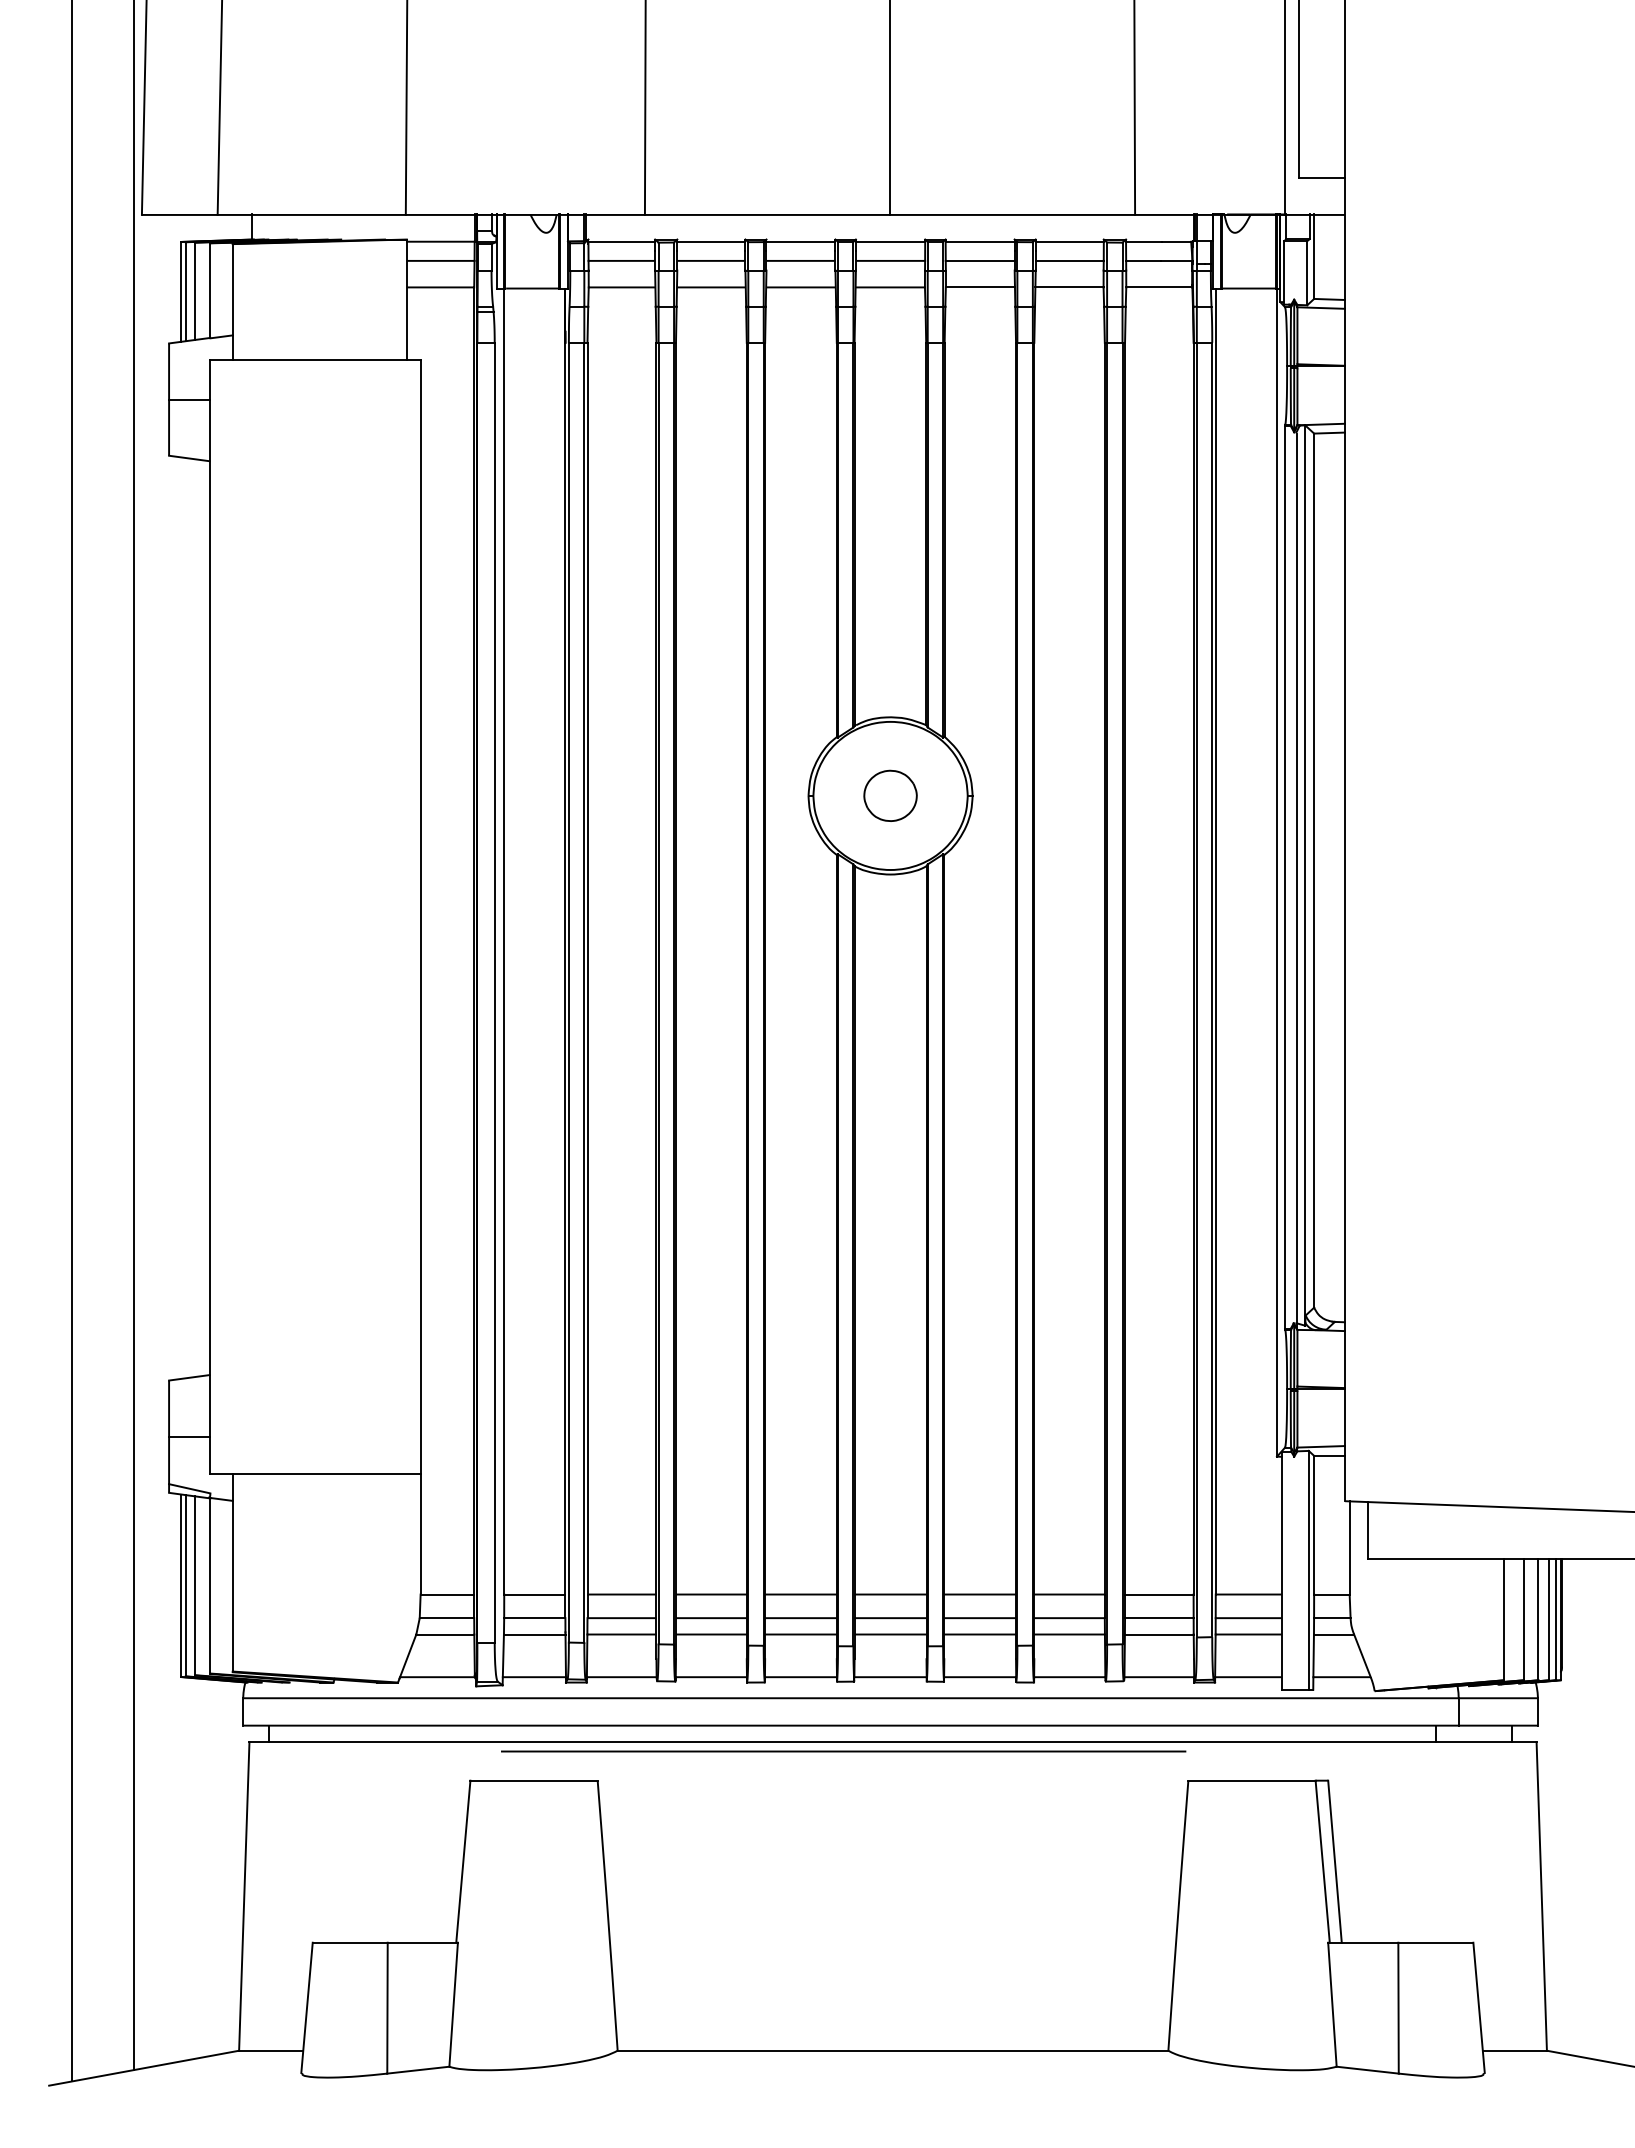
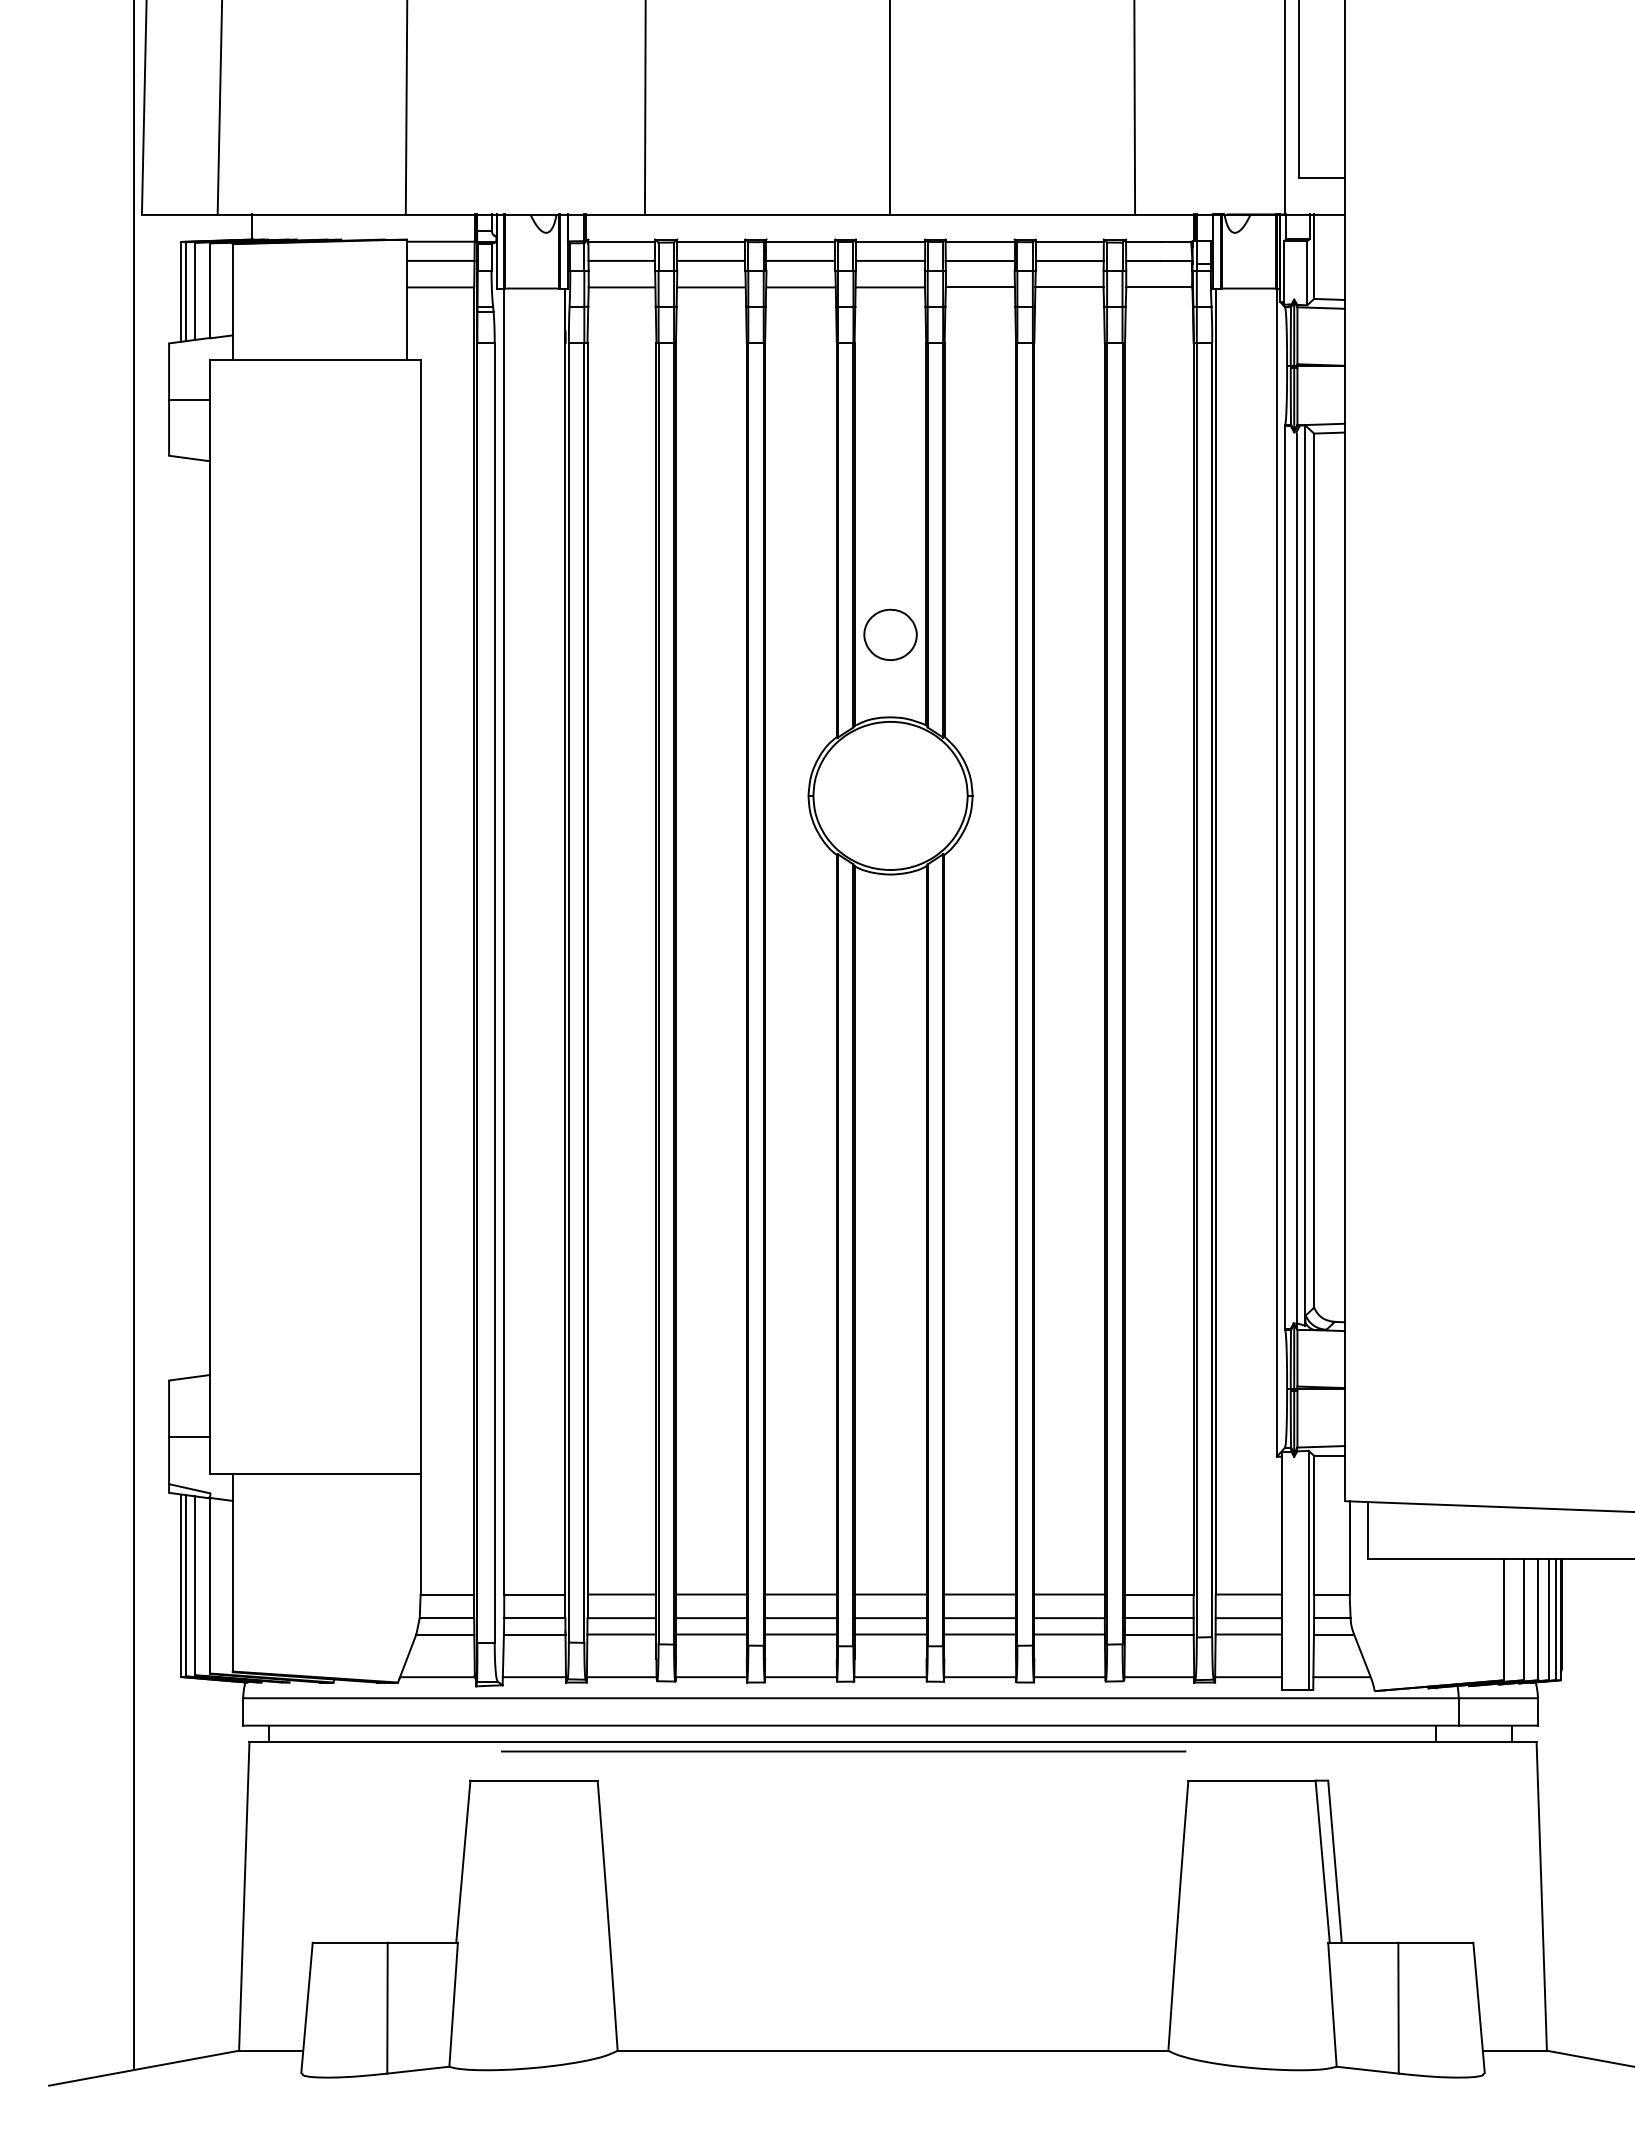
part position: (890, 795) -> (890, 634) (890, 634)
line: present -> none (71, 1041)
